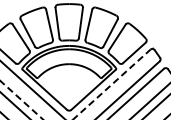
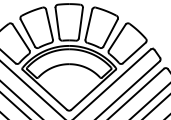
line: dashed -> solid (112, 84)
line: dashed -> solid (21, 100)
